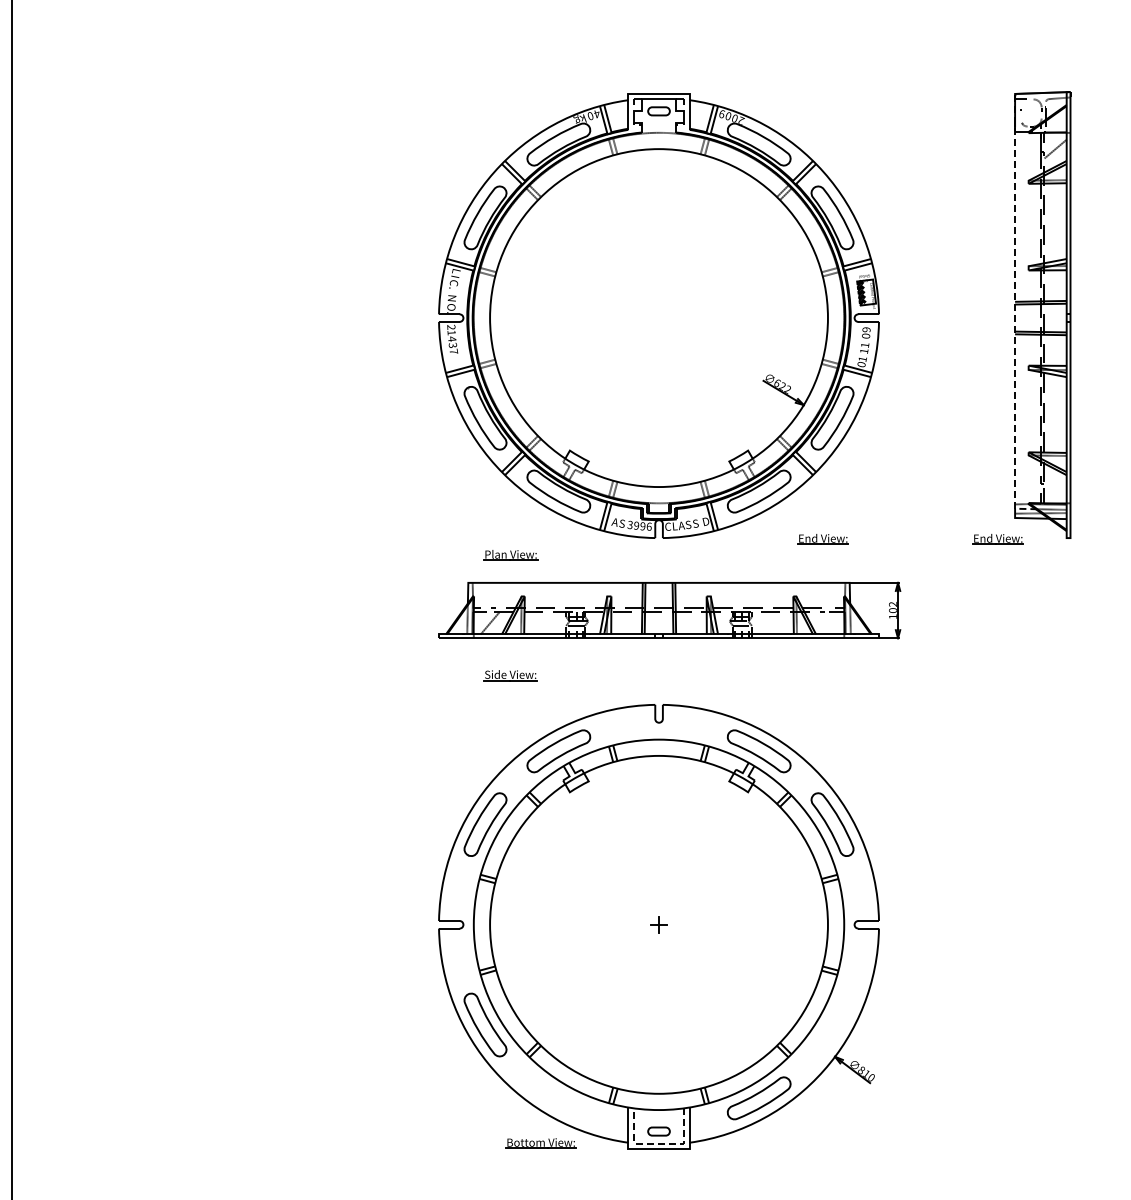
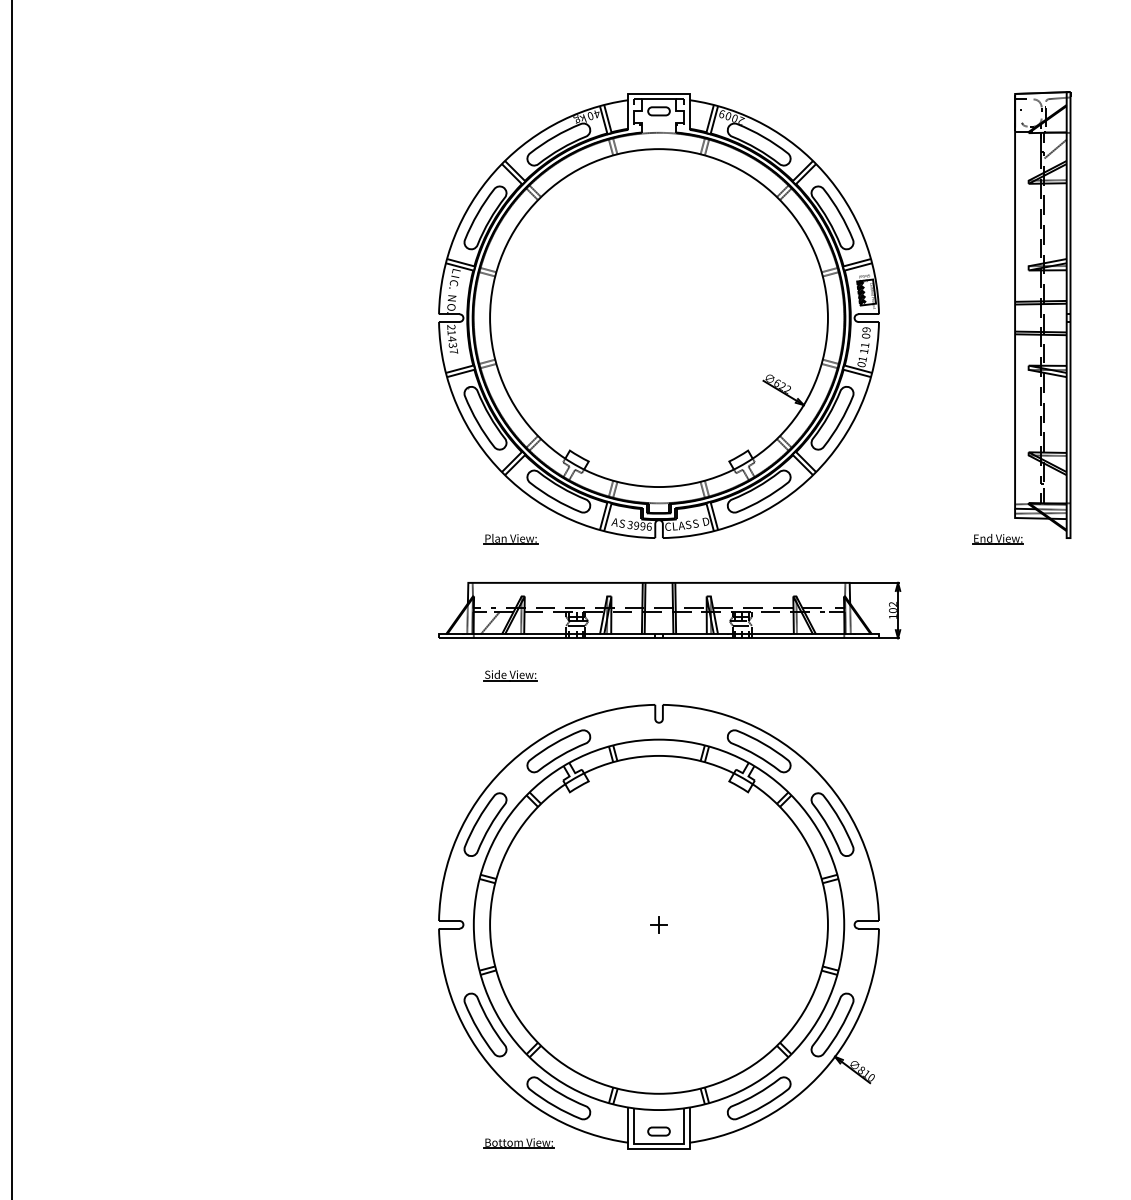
line: dashed -> solid (1015, 312)
part: present -> none (822, 539)
part position: (510, 555) -> (510, 539) (510, 539)
part: none -> present (832, 1024)
part: none -> present (558, 1098)
part position: (540, 1143) -> (518, 1143) (518, 1143)
line: dashed -> solid (658, 1143)
